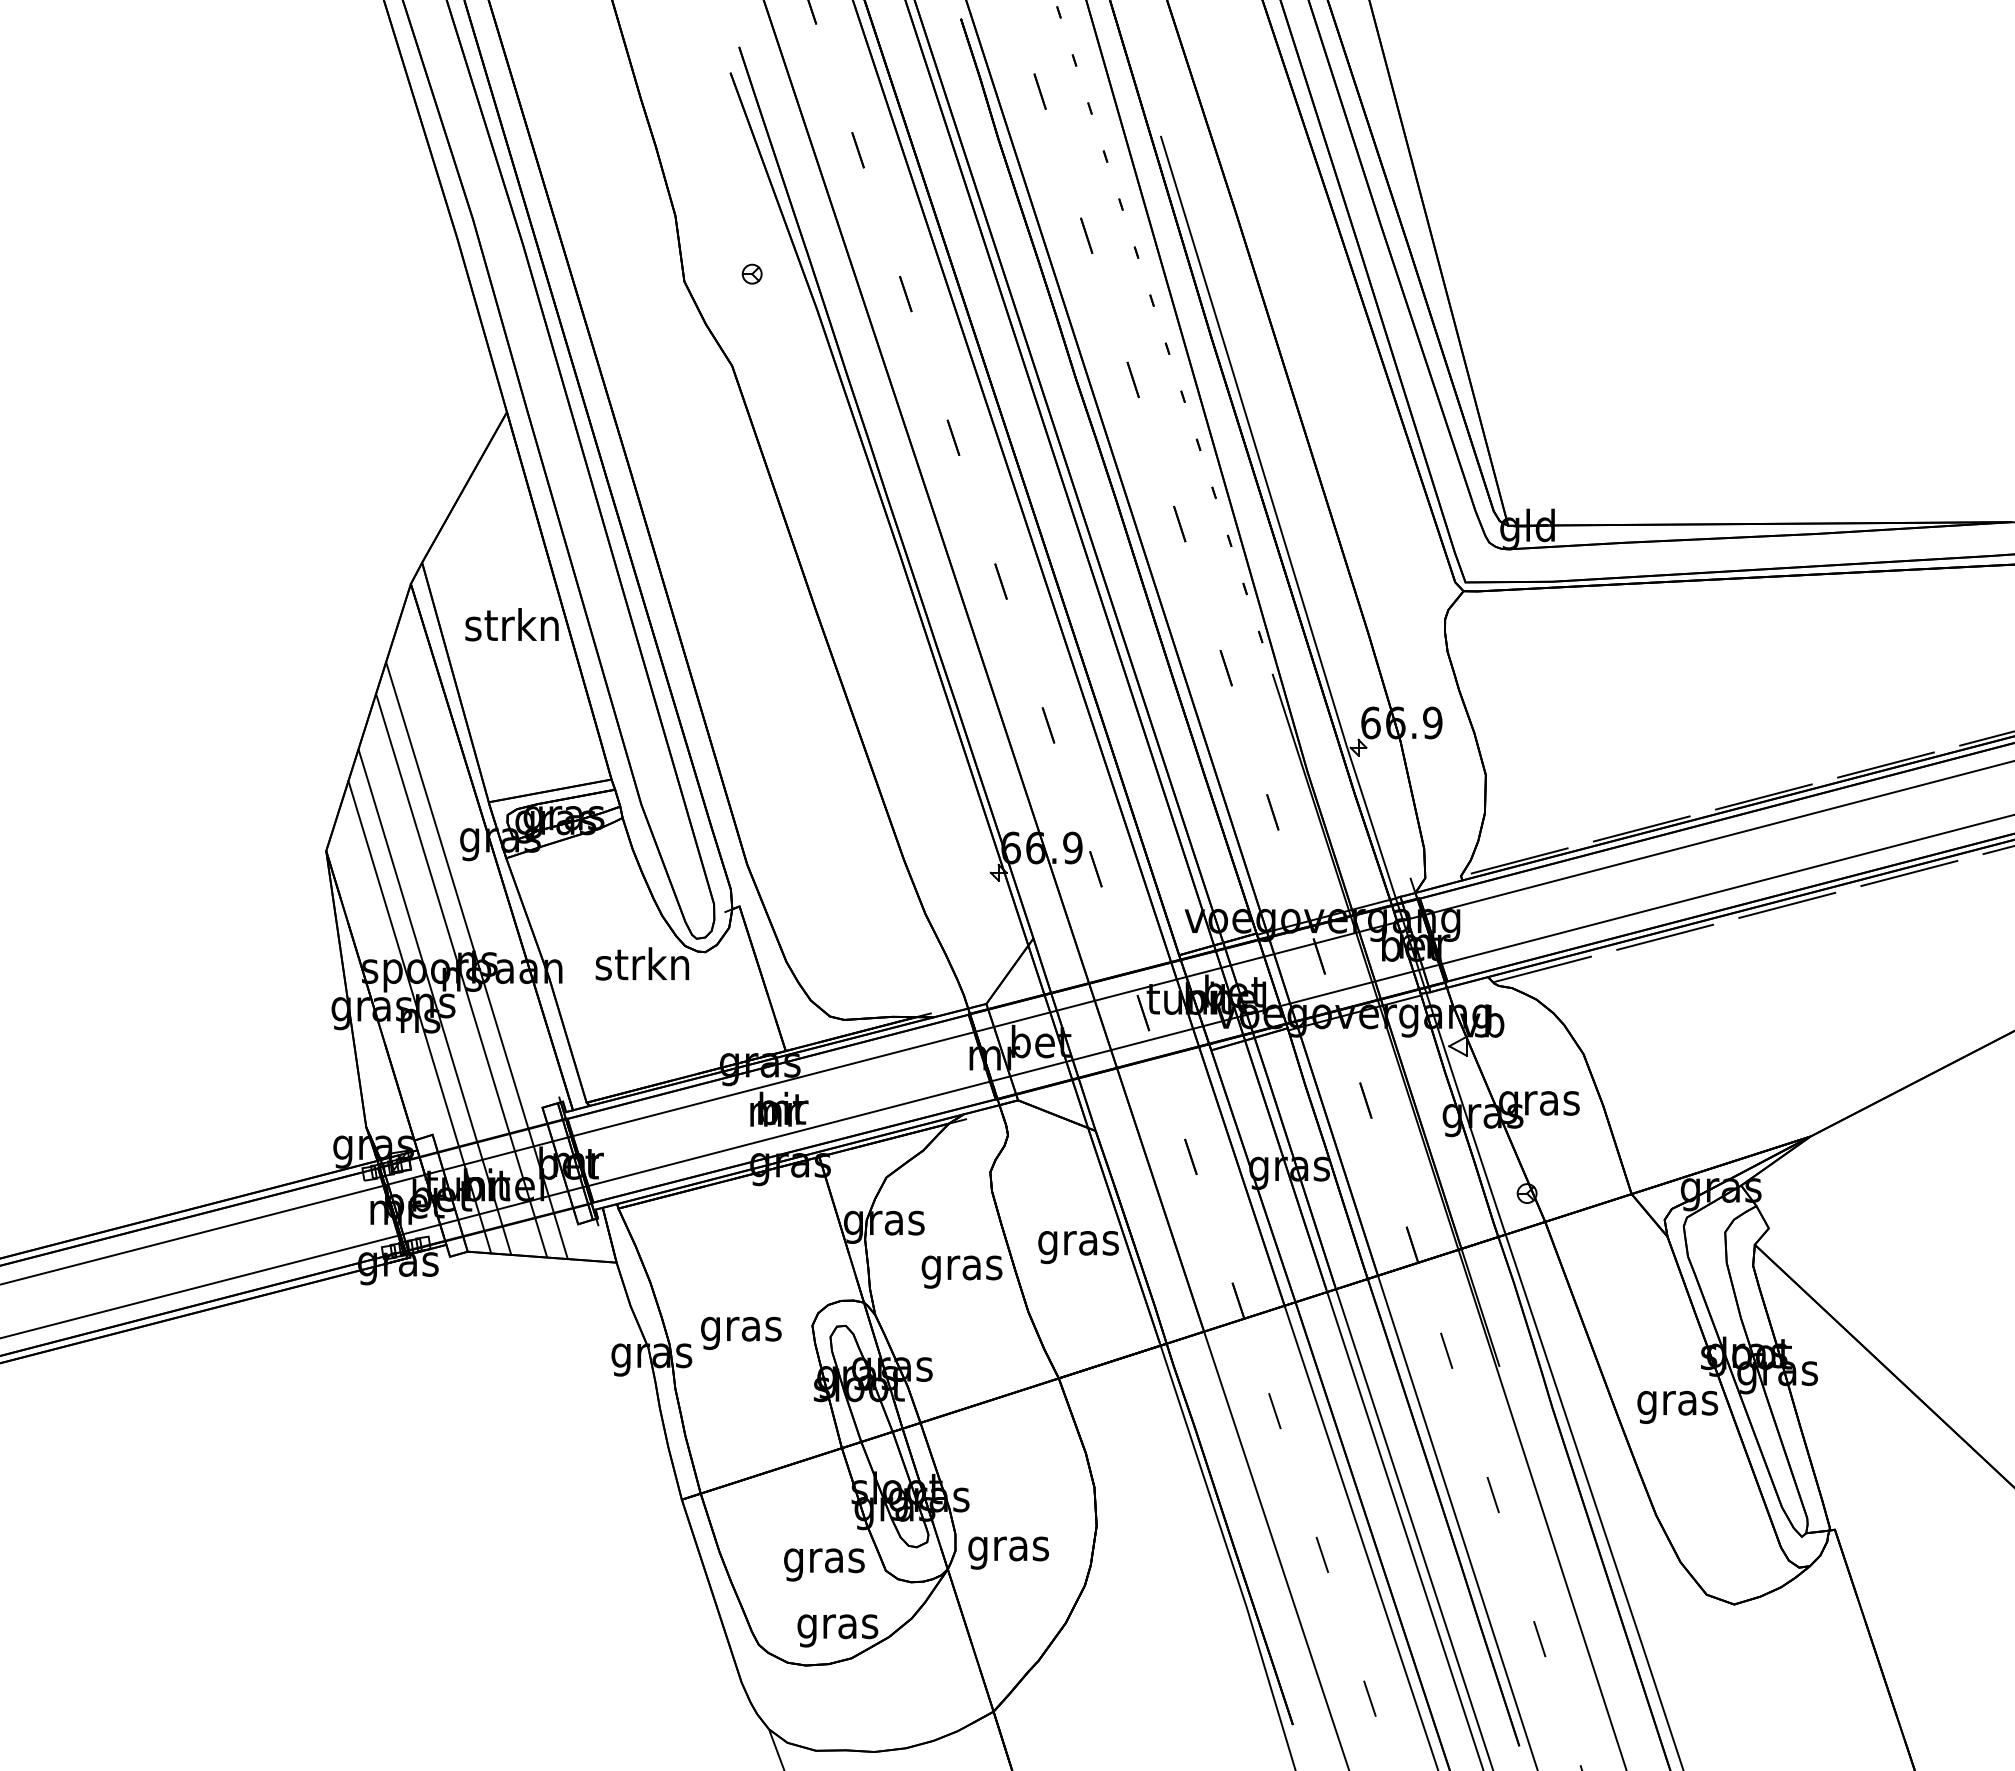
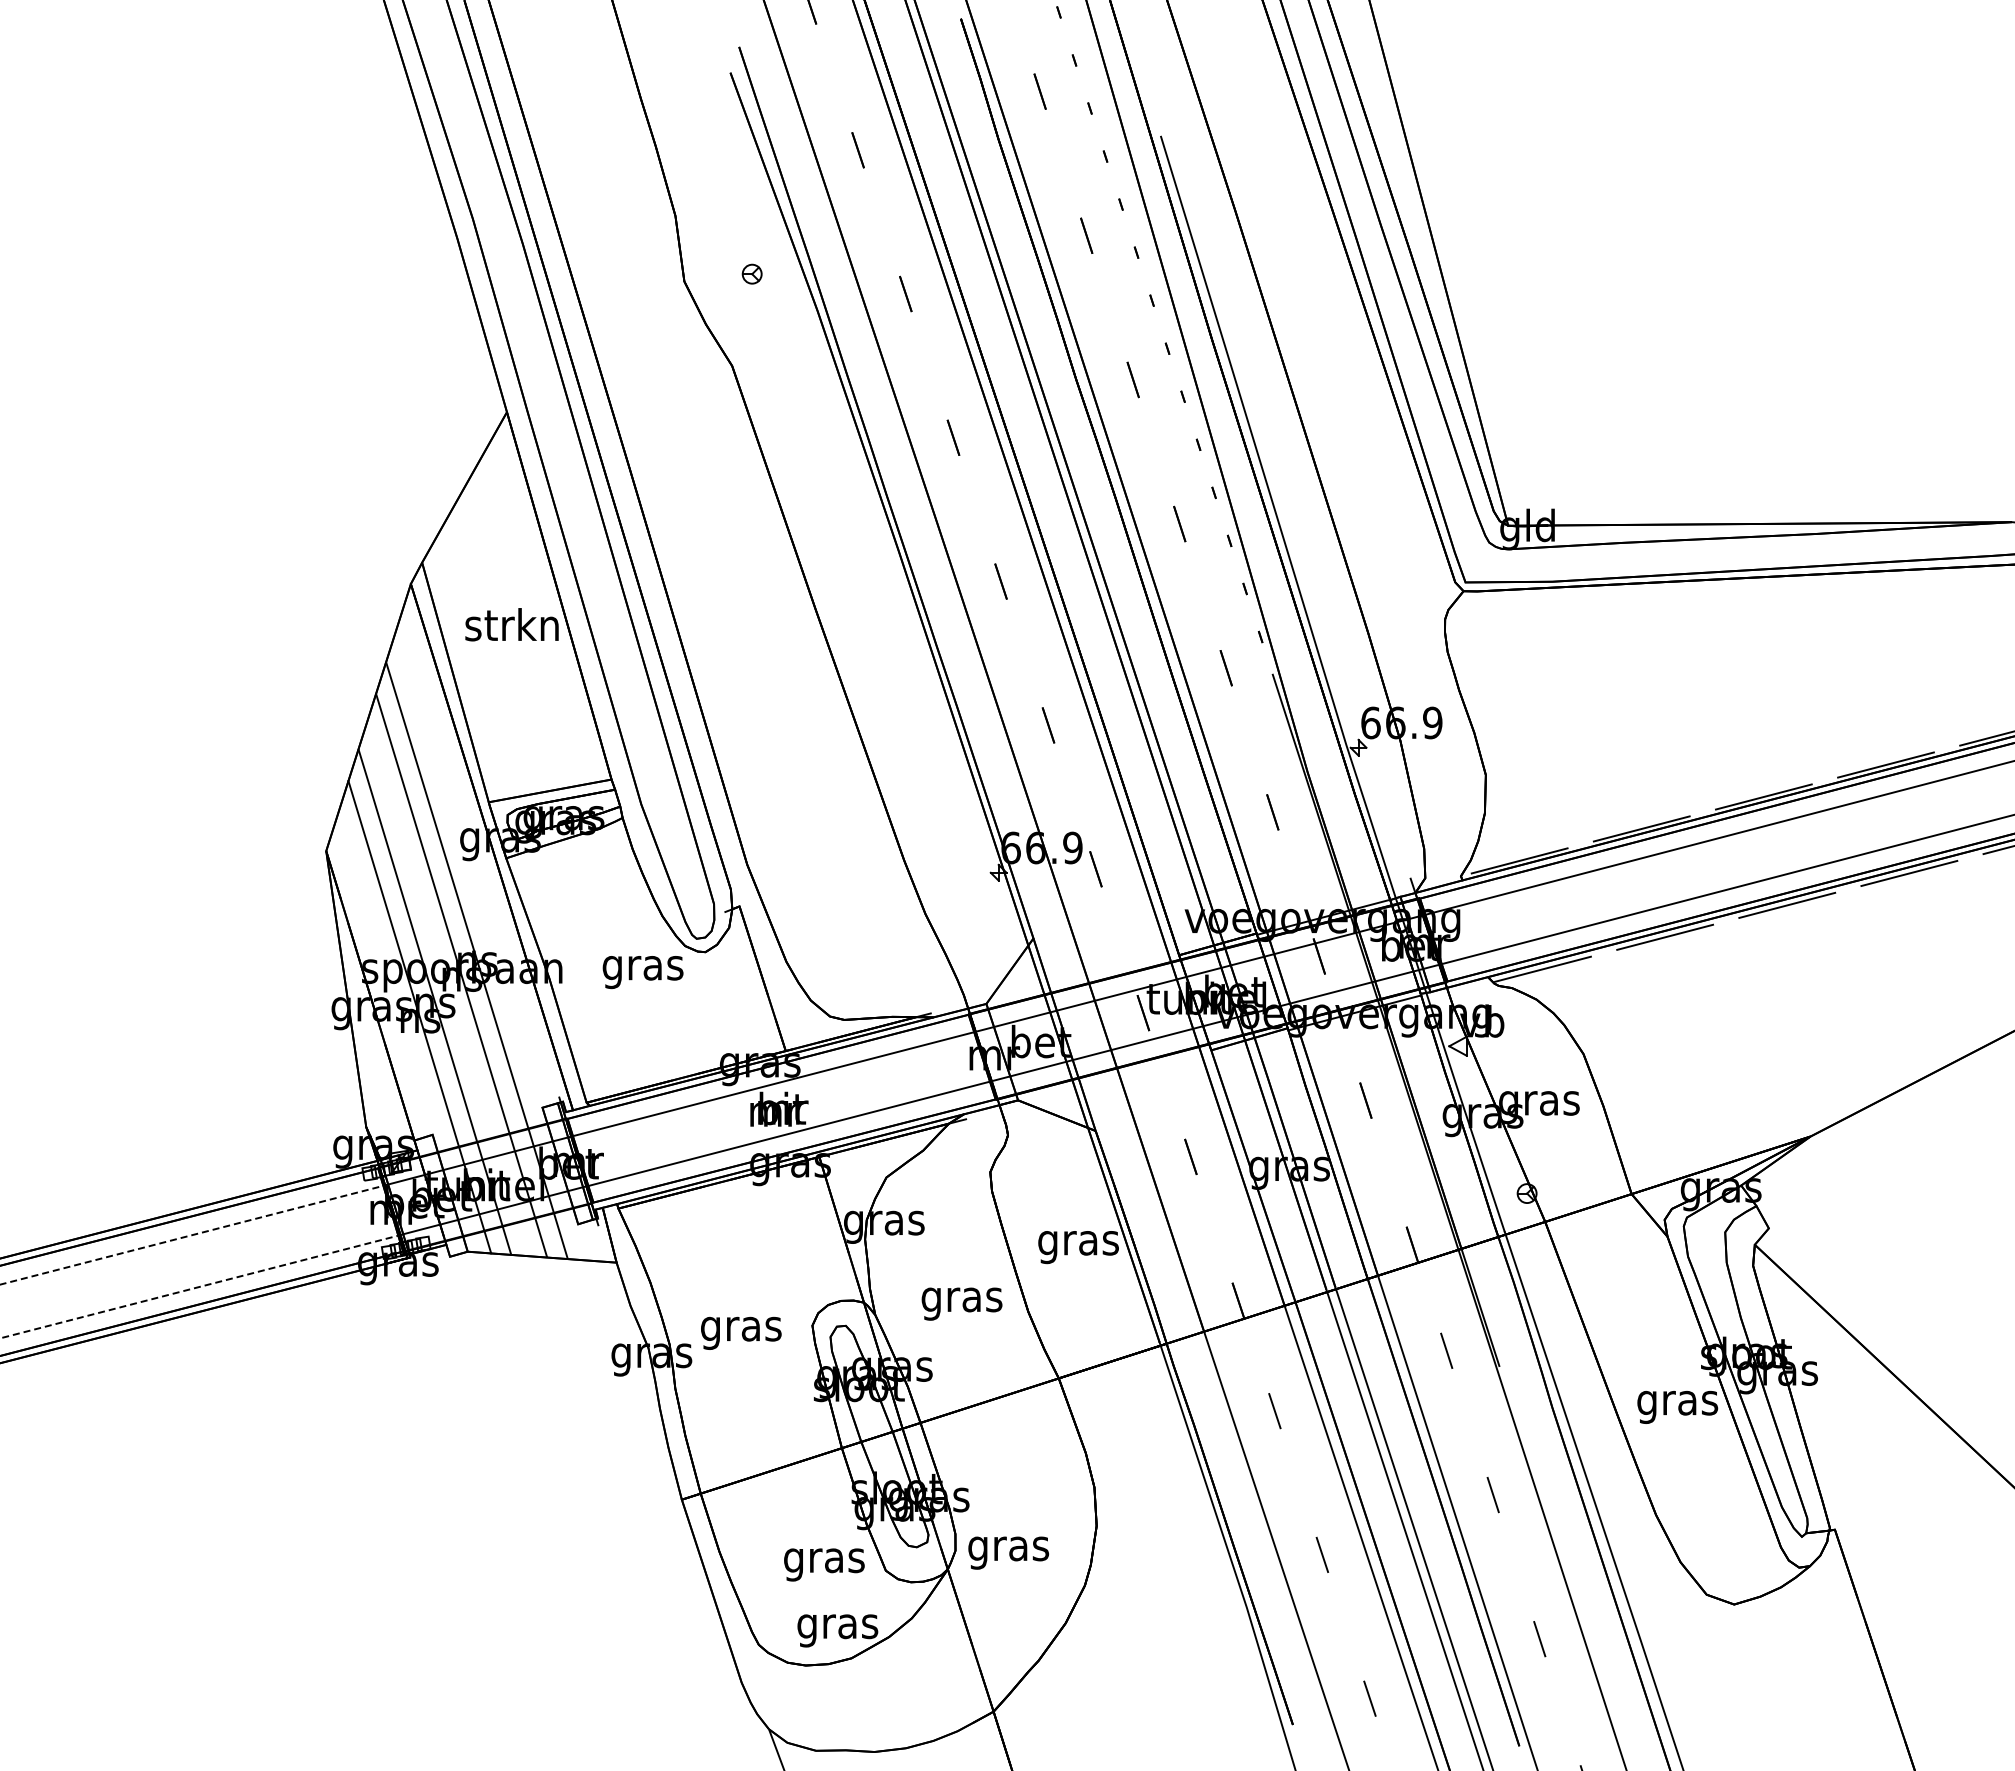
text: strkn -> gras (642, 968)
line: solid -> dashed (191, 1235)
text position: (961, 1271) -> (961, 1303) (961, 1303)
line: solid -> dashed (199, 1286)
